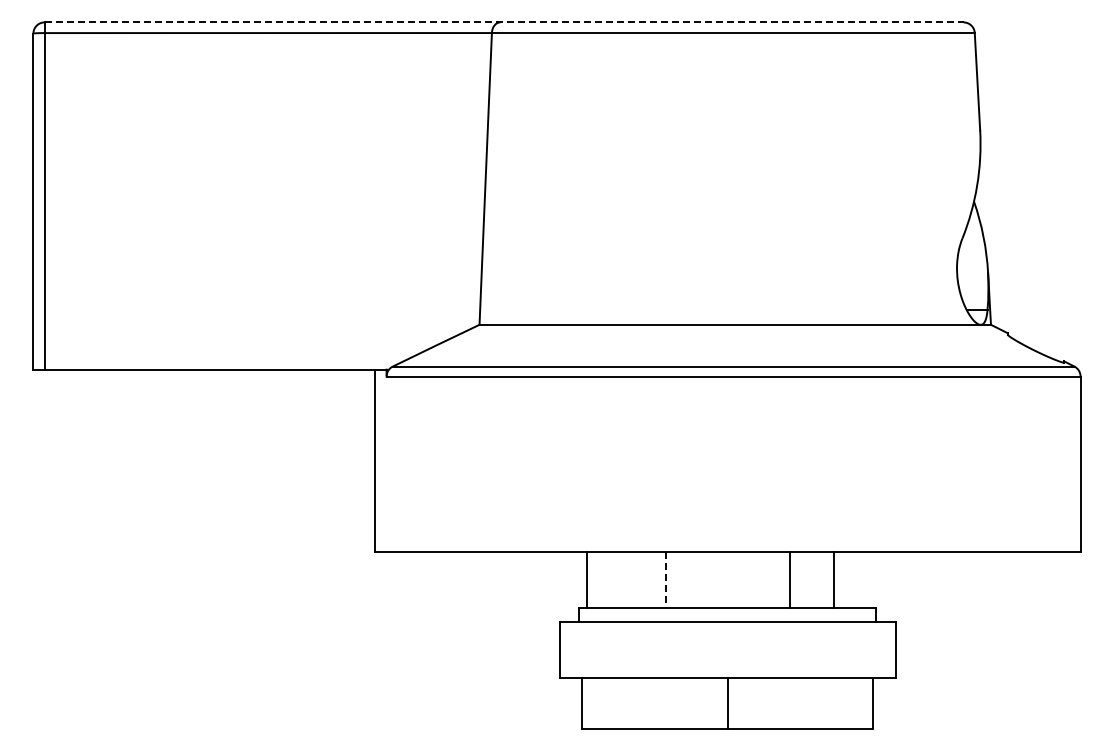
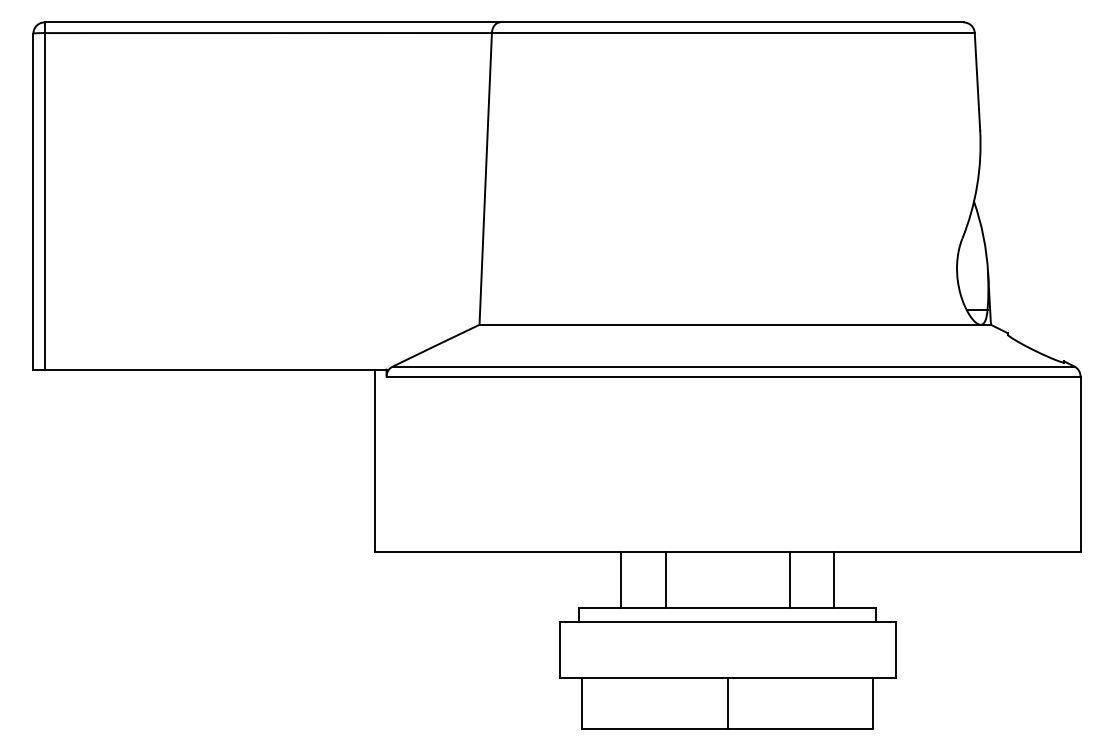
line: dashed -> solid (504, 22)
line position: (587, 580) -> (621, 580) (621, 580)
line: dashed -> solid (665, 580)
